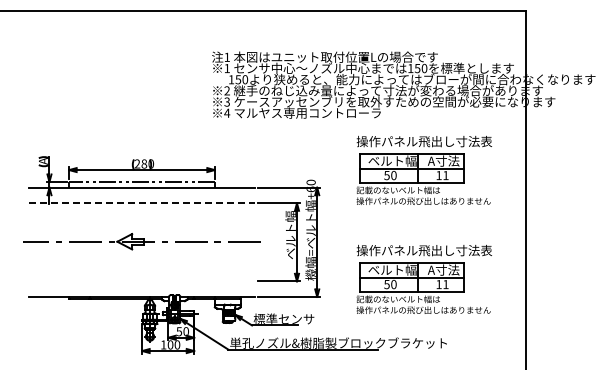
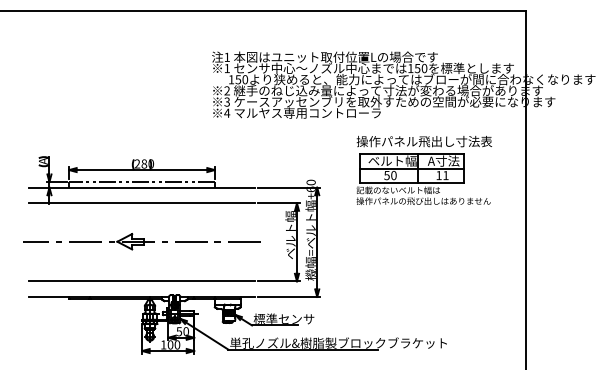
line: dashed -> solid (142, 203)
part: present -> none (423, 278)
line: none -> present (141, 281)
